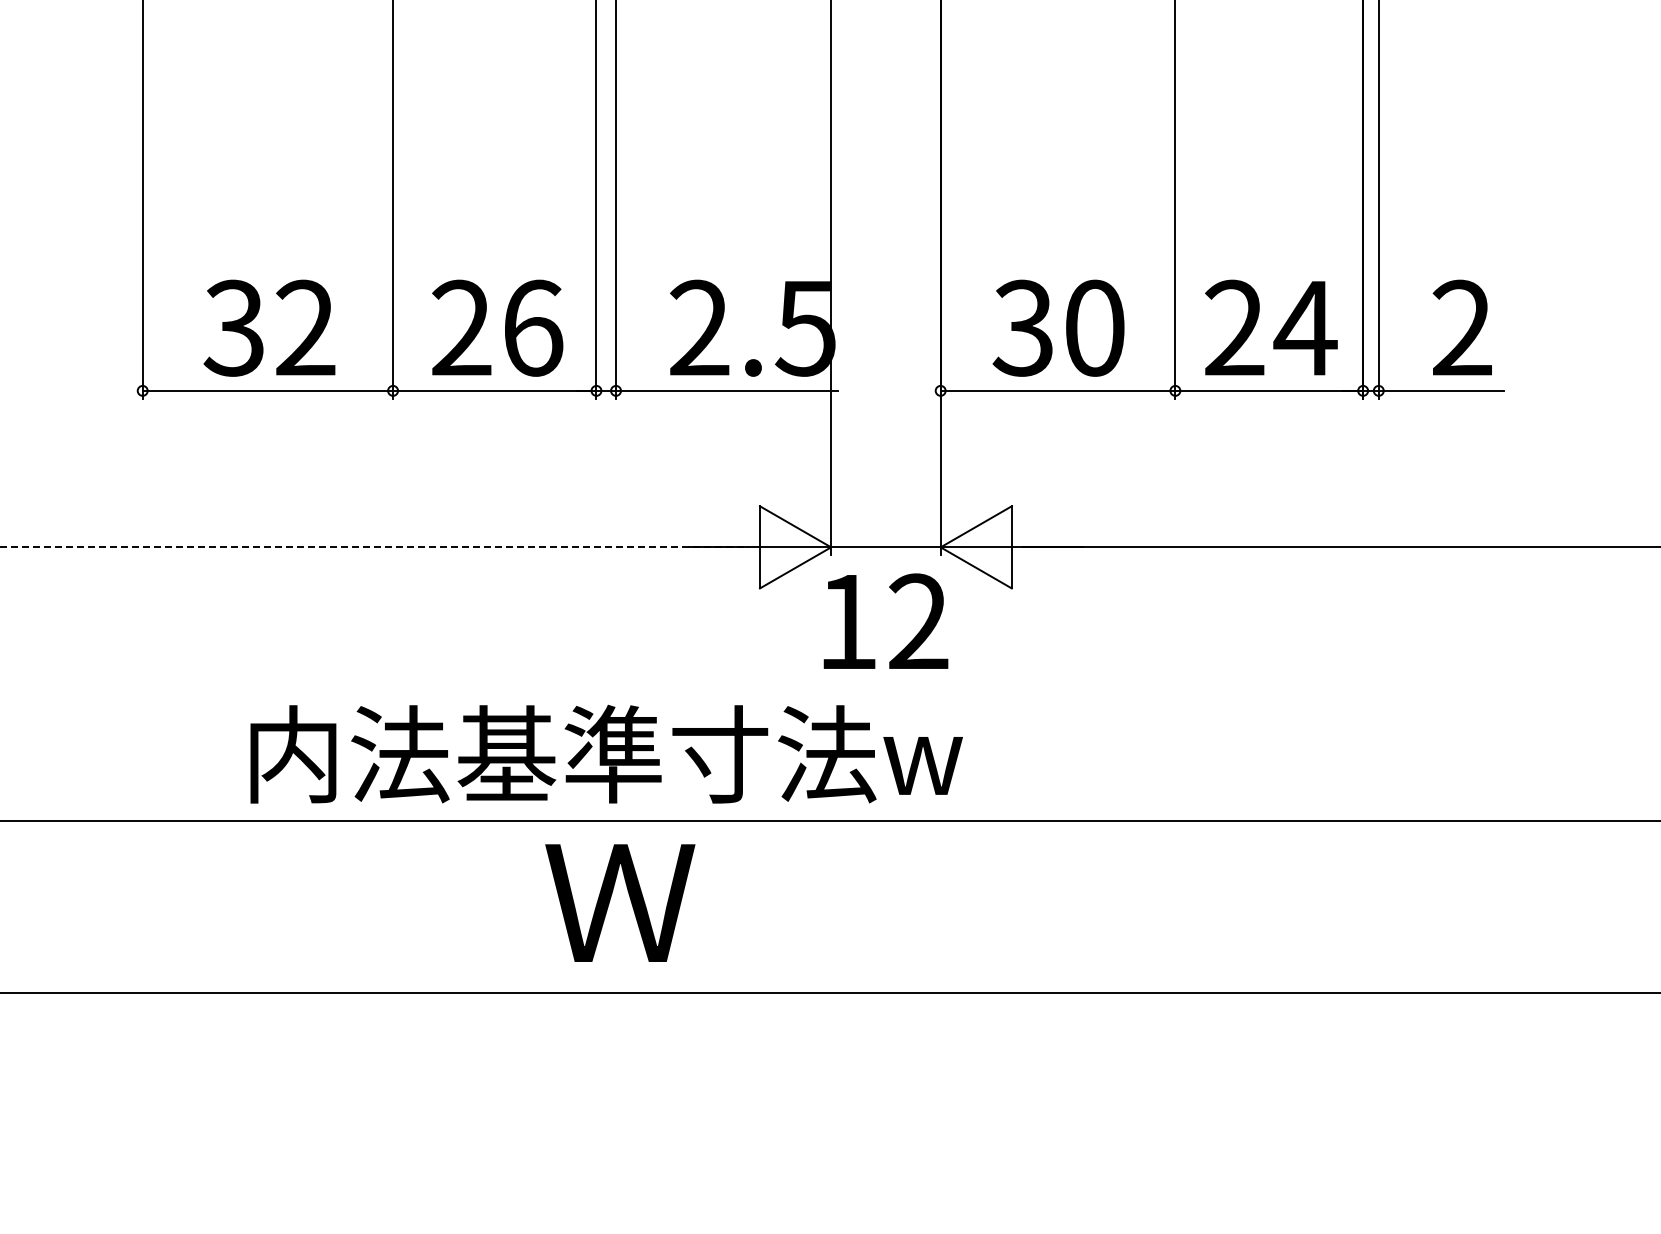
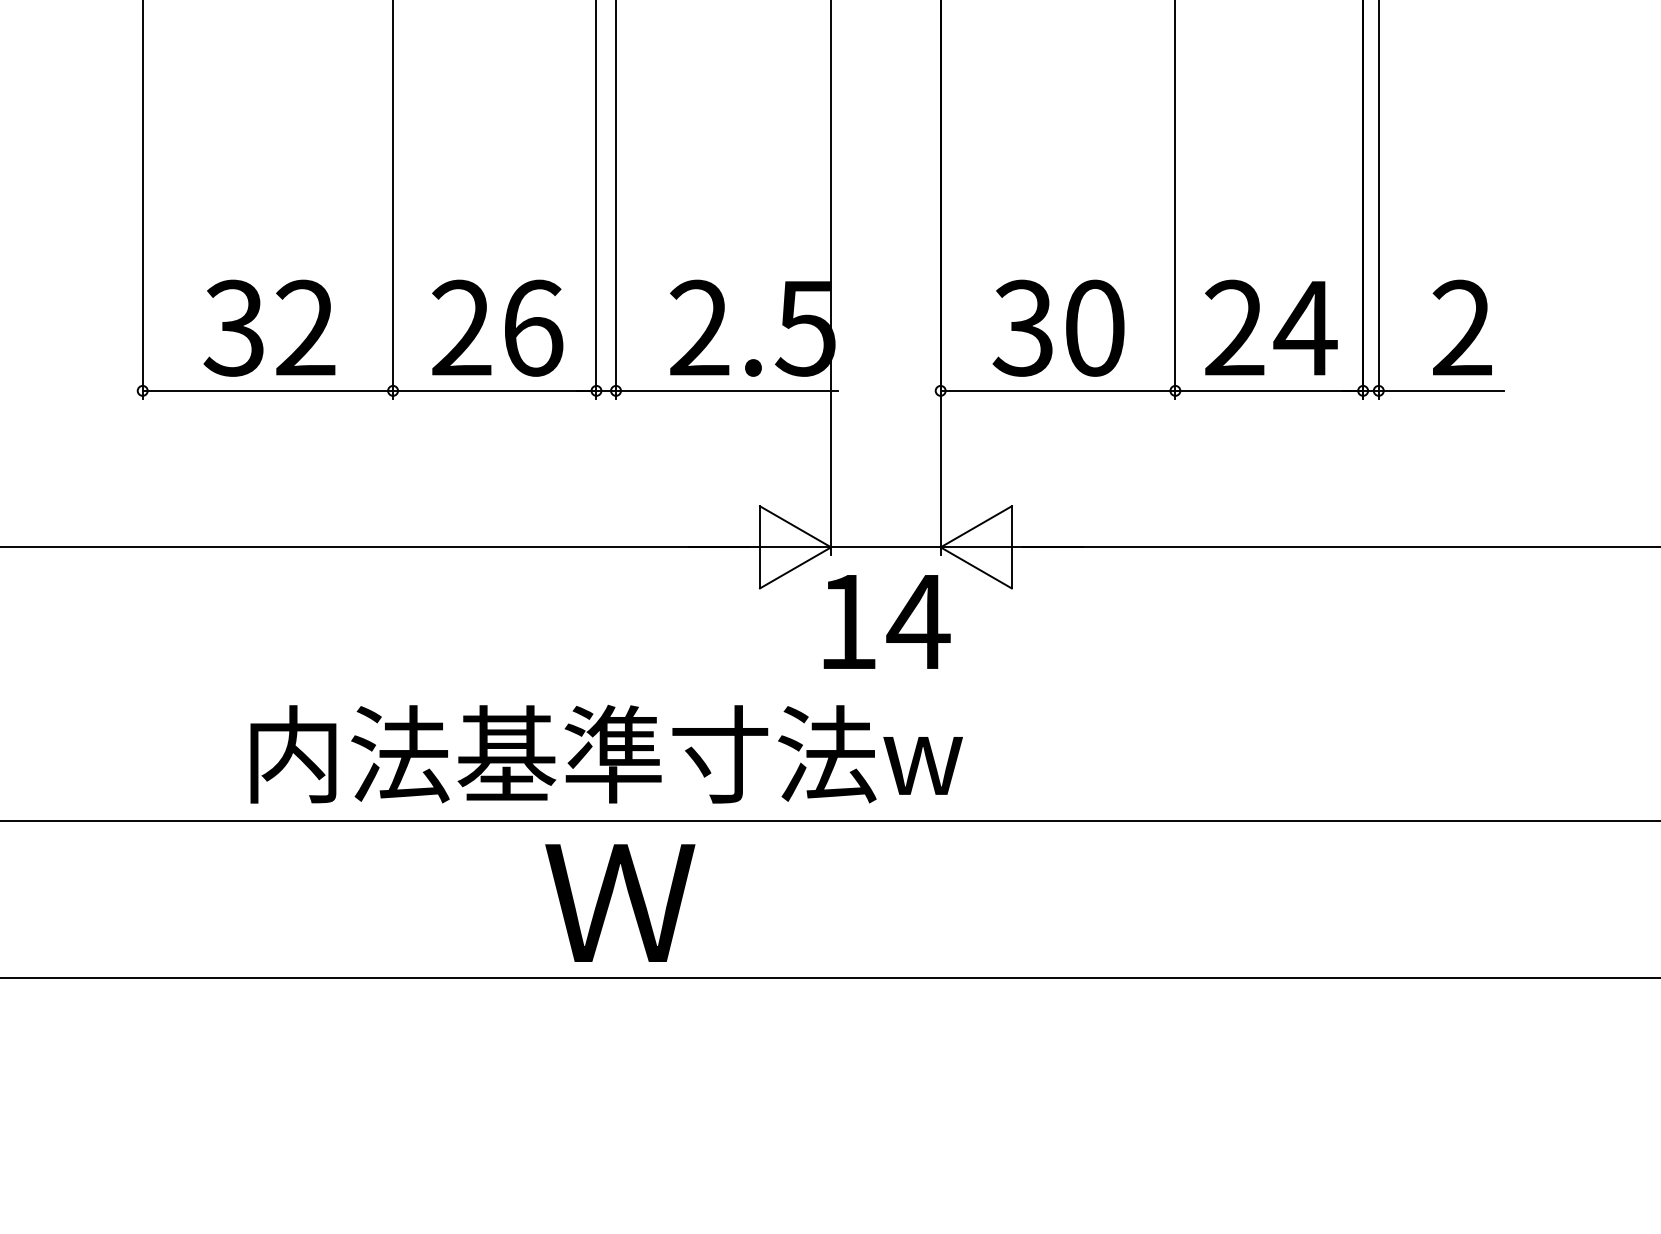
line: dashed -> solid (375, 547)
text: 12 -> 14 (918, 620)
line position: (829, 992) -> (829, 977) (829, 977)
